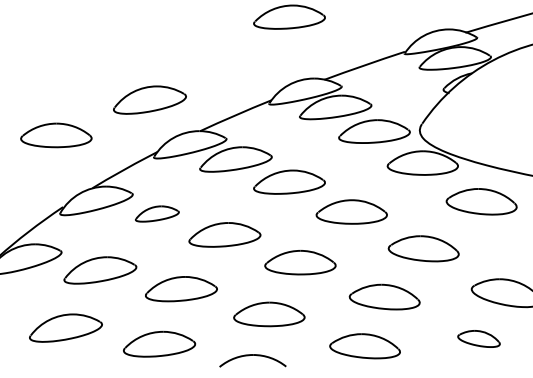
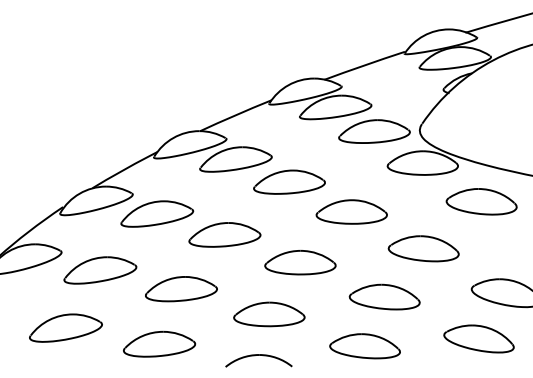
part: present -> none (289, 16)
part: present -> none (149, 99)
part: present -> none (56, 135)
part size: 45x18 px -> 75x28 px (157, 213)
part size: 44x18 px -> 72x30 px (478, 338)
part position: (252, 360) -> (258, 360) (258, 360)
